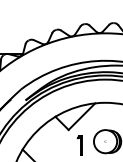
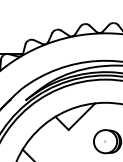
part: present -> none (79, 145)
